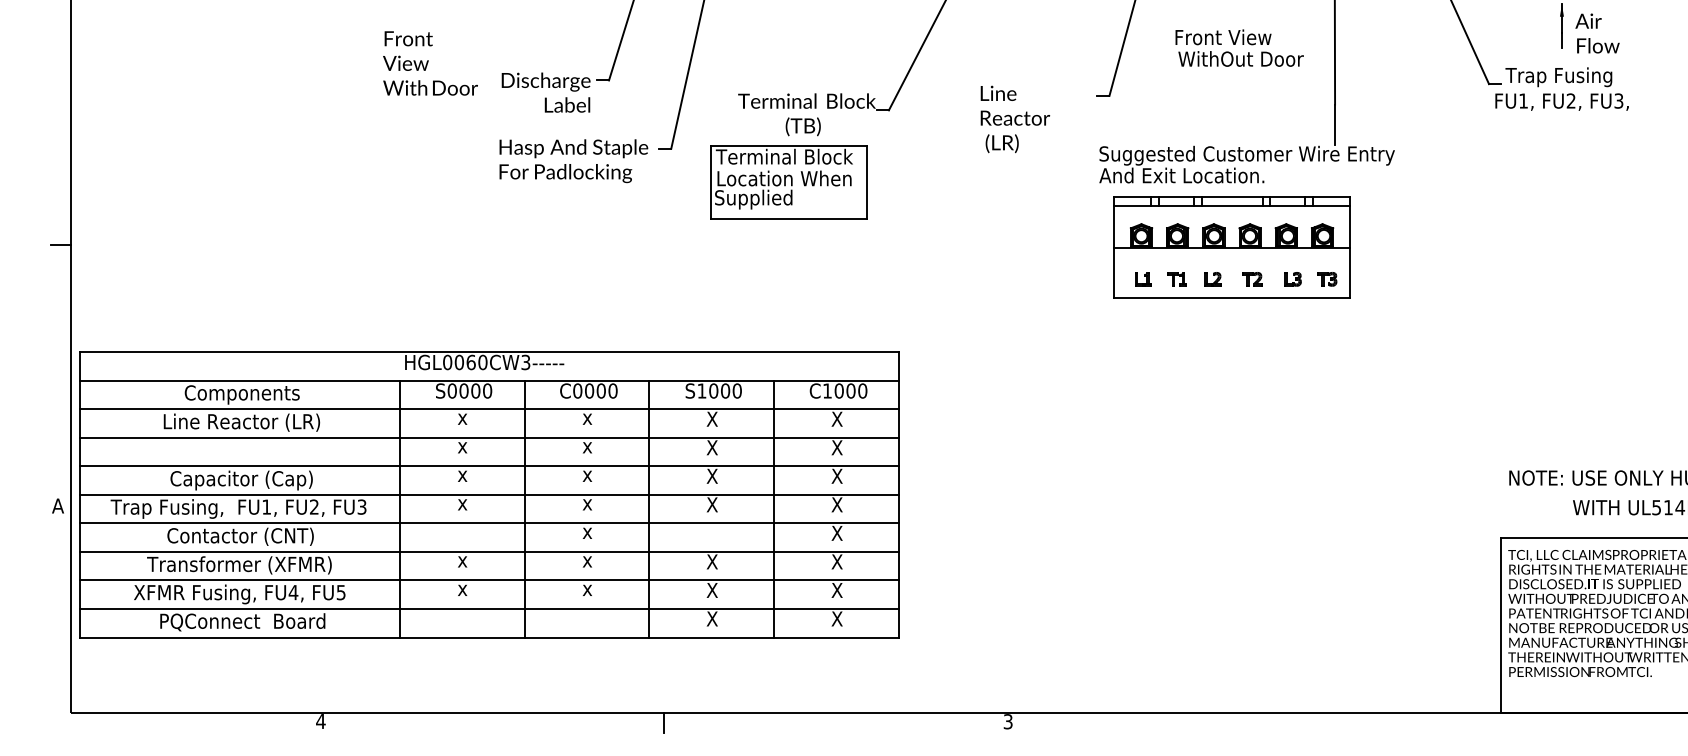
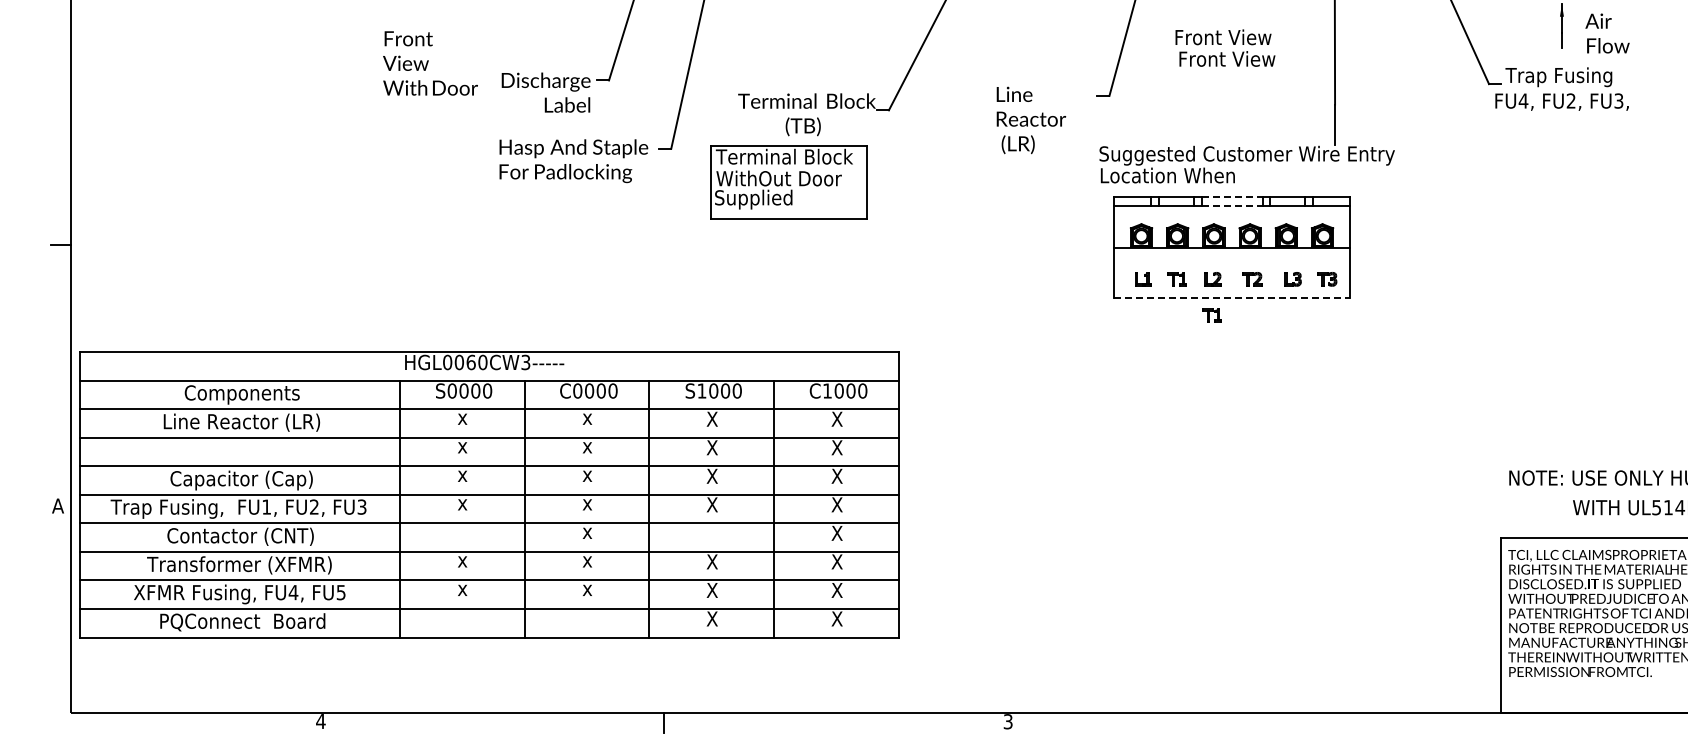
text position: (1597, 33) -> (1607, 33) (1607, 33)
text: WithOut Door -> Front View (1240, 58)
text: FU1, -> FU4, (1523, 100)
text position: (1015, 119) -> (1031, 120) (1031, 120)
text: And Exit Location. -> Location When (1181, 175)
text: Location When -> WithOut Door (783, 178)
line: solid -> dashed (1232, 197)
line: solid -> dashed (1232, 206)
line: solid -> dashed (1232, 298)
part: none -> present (1211, 315)
